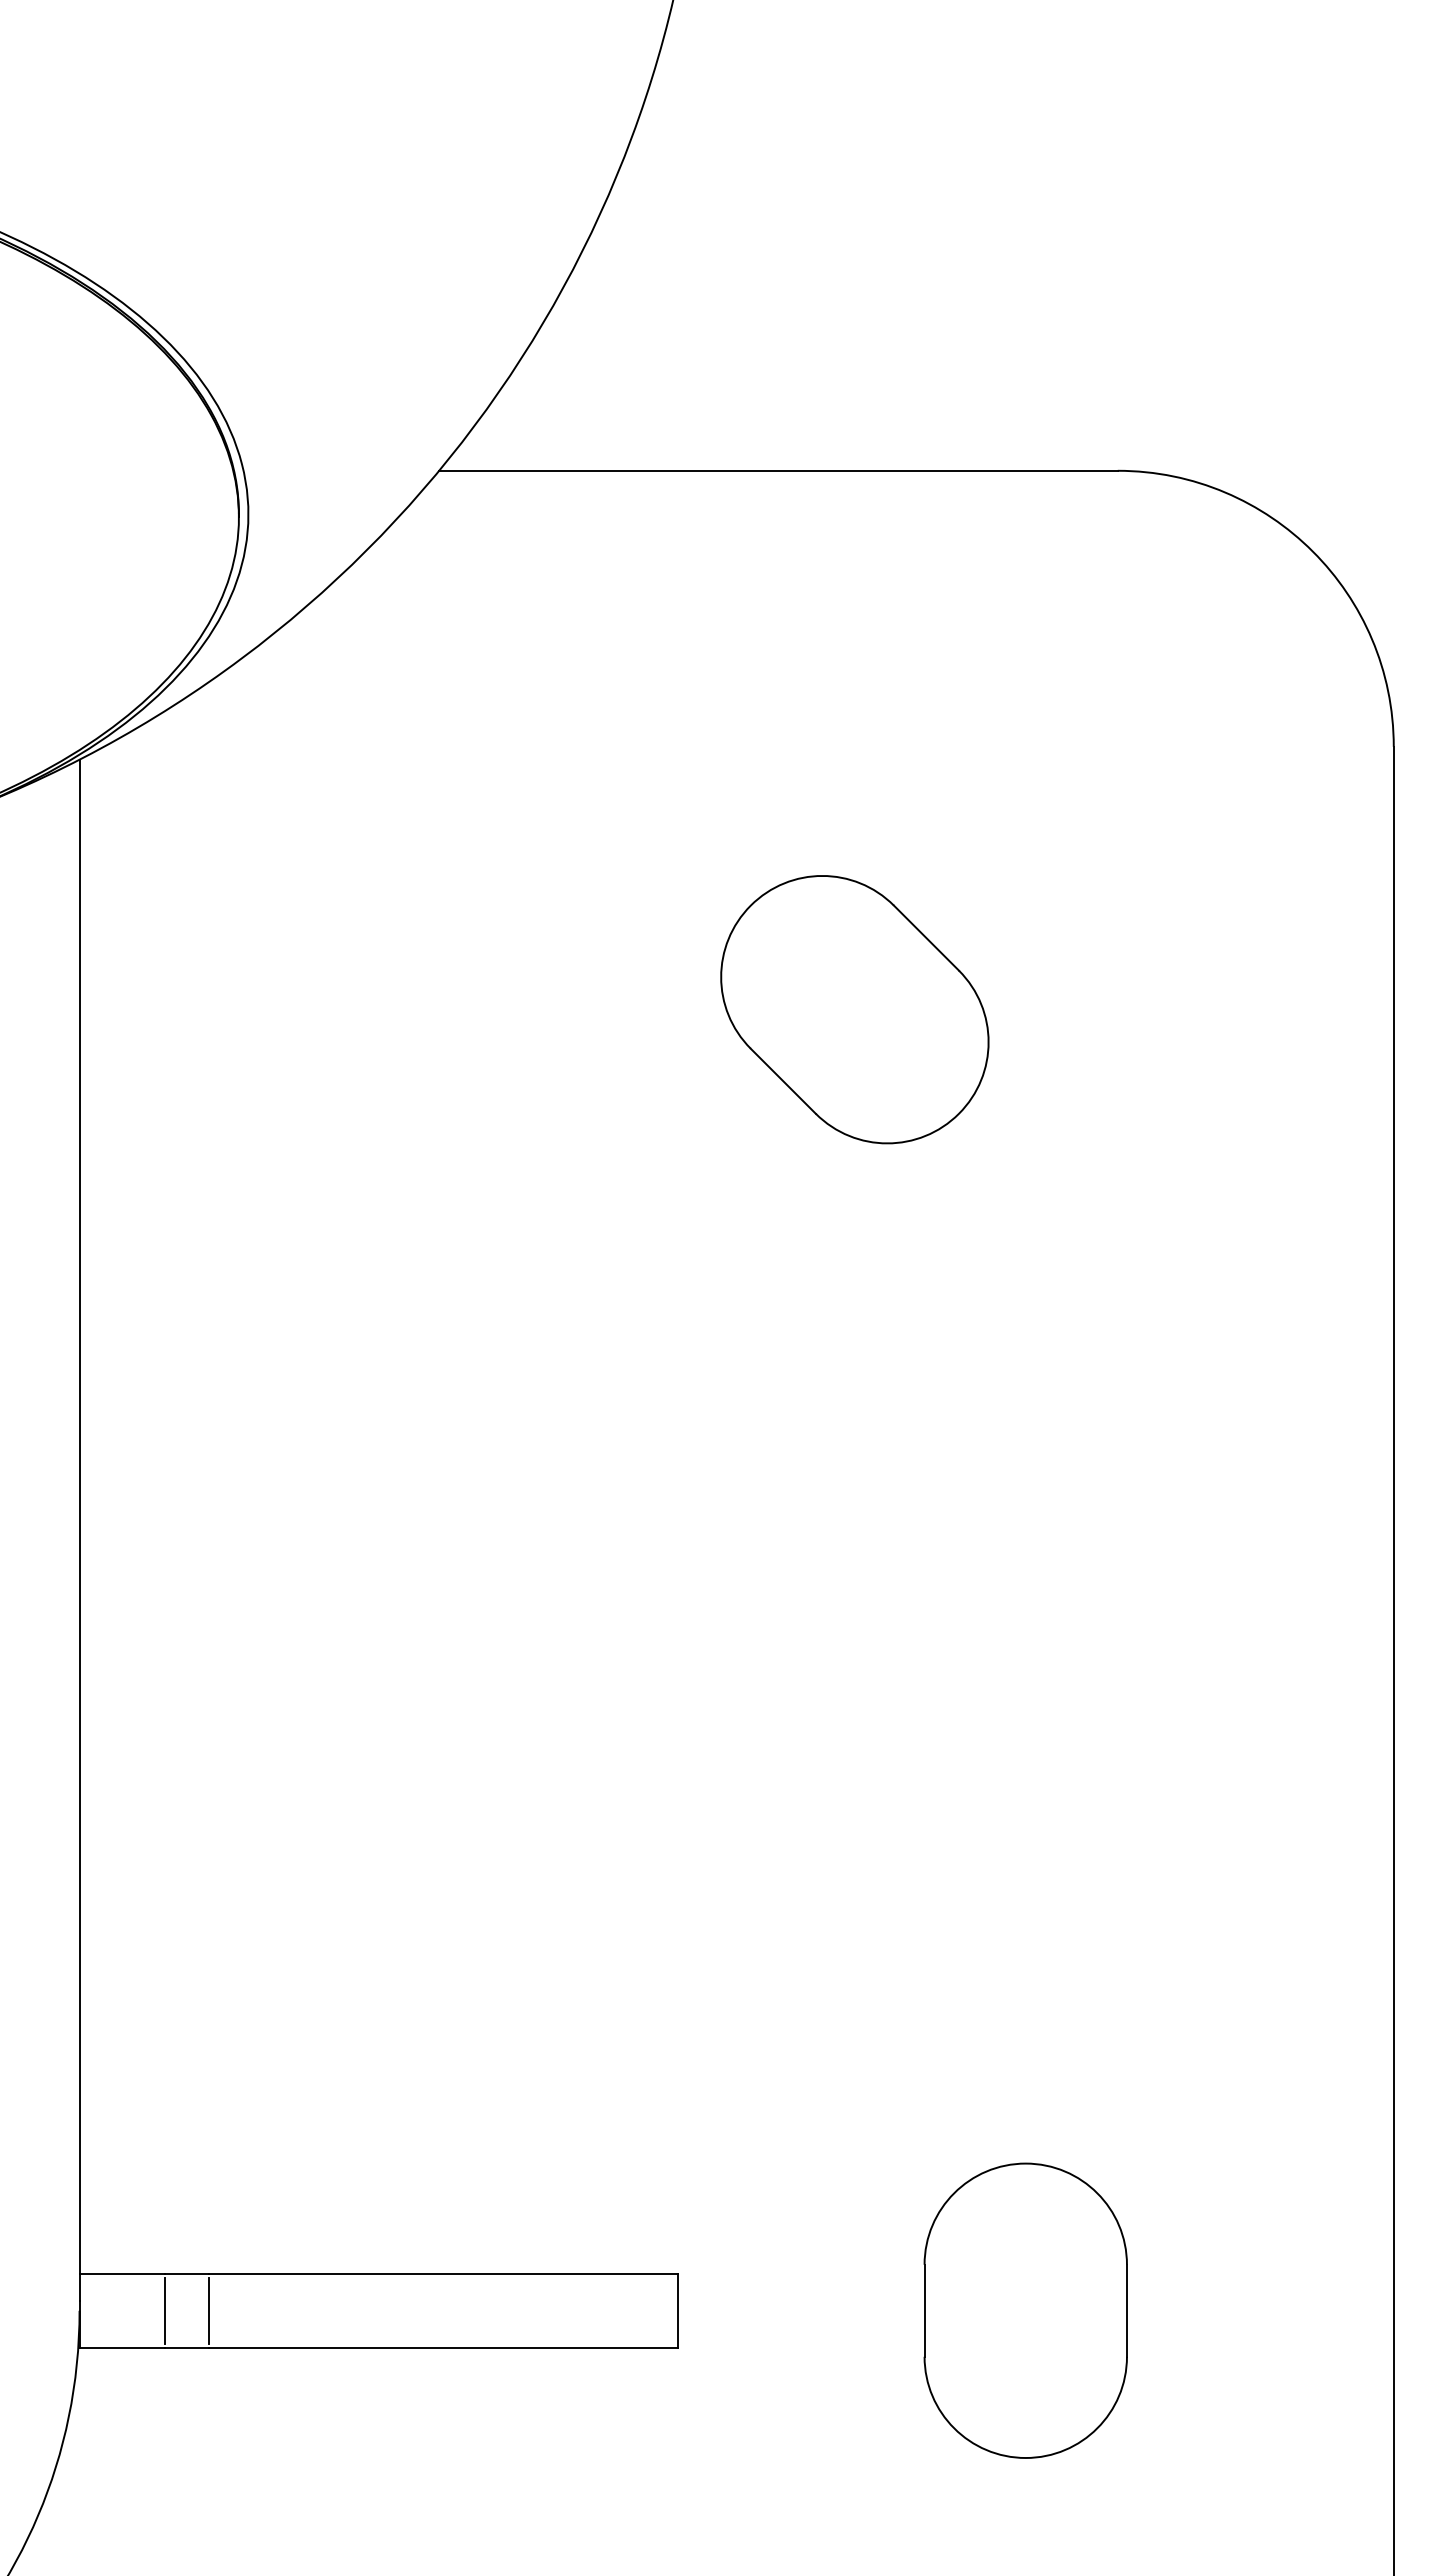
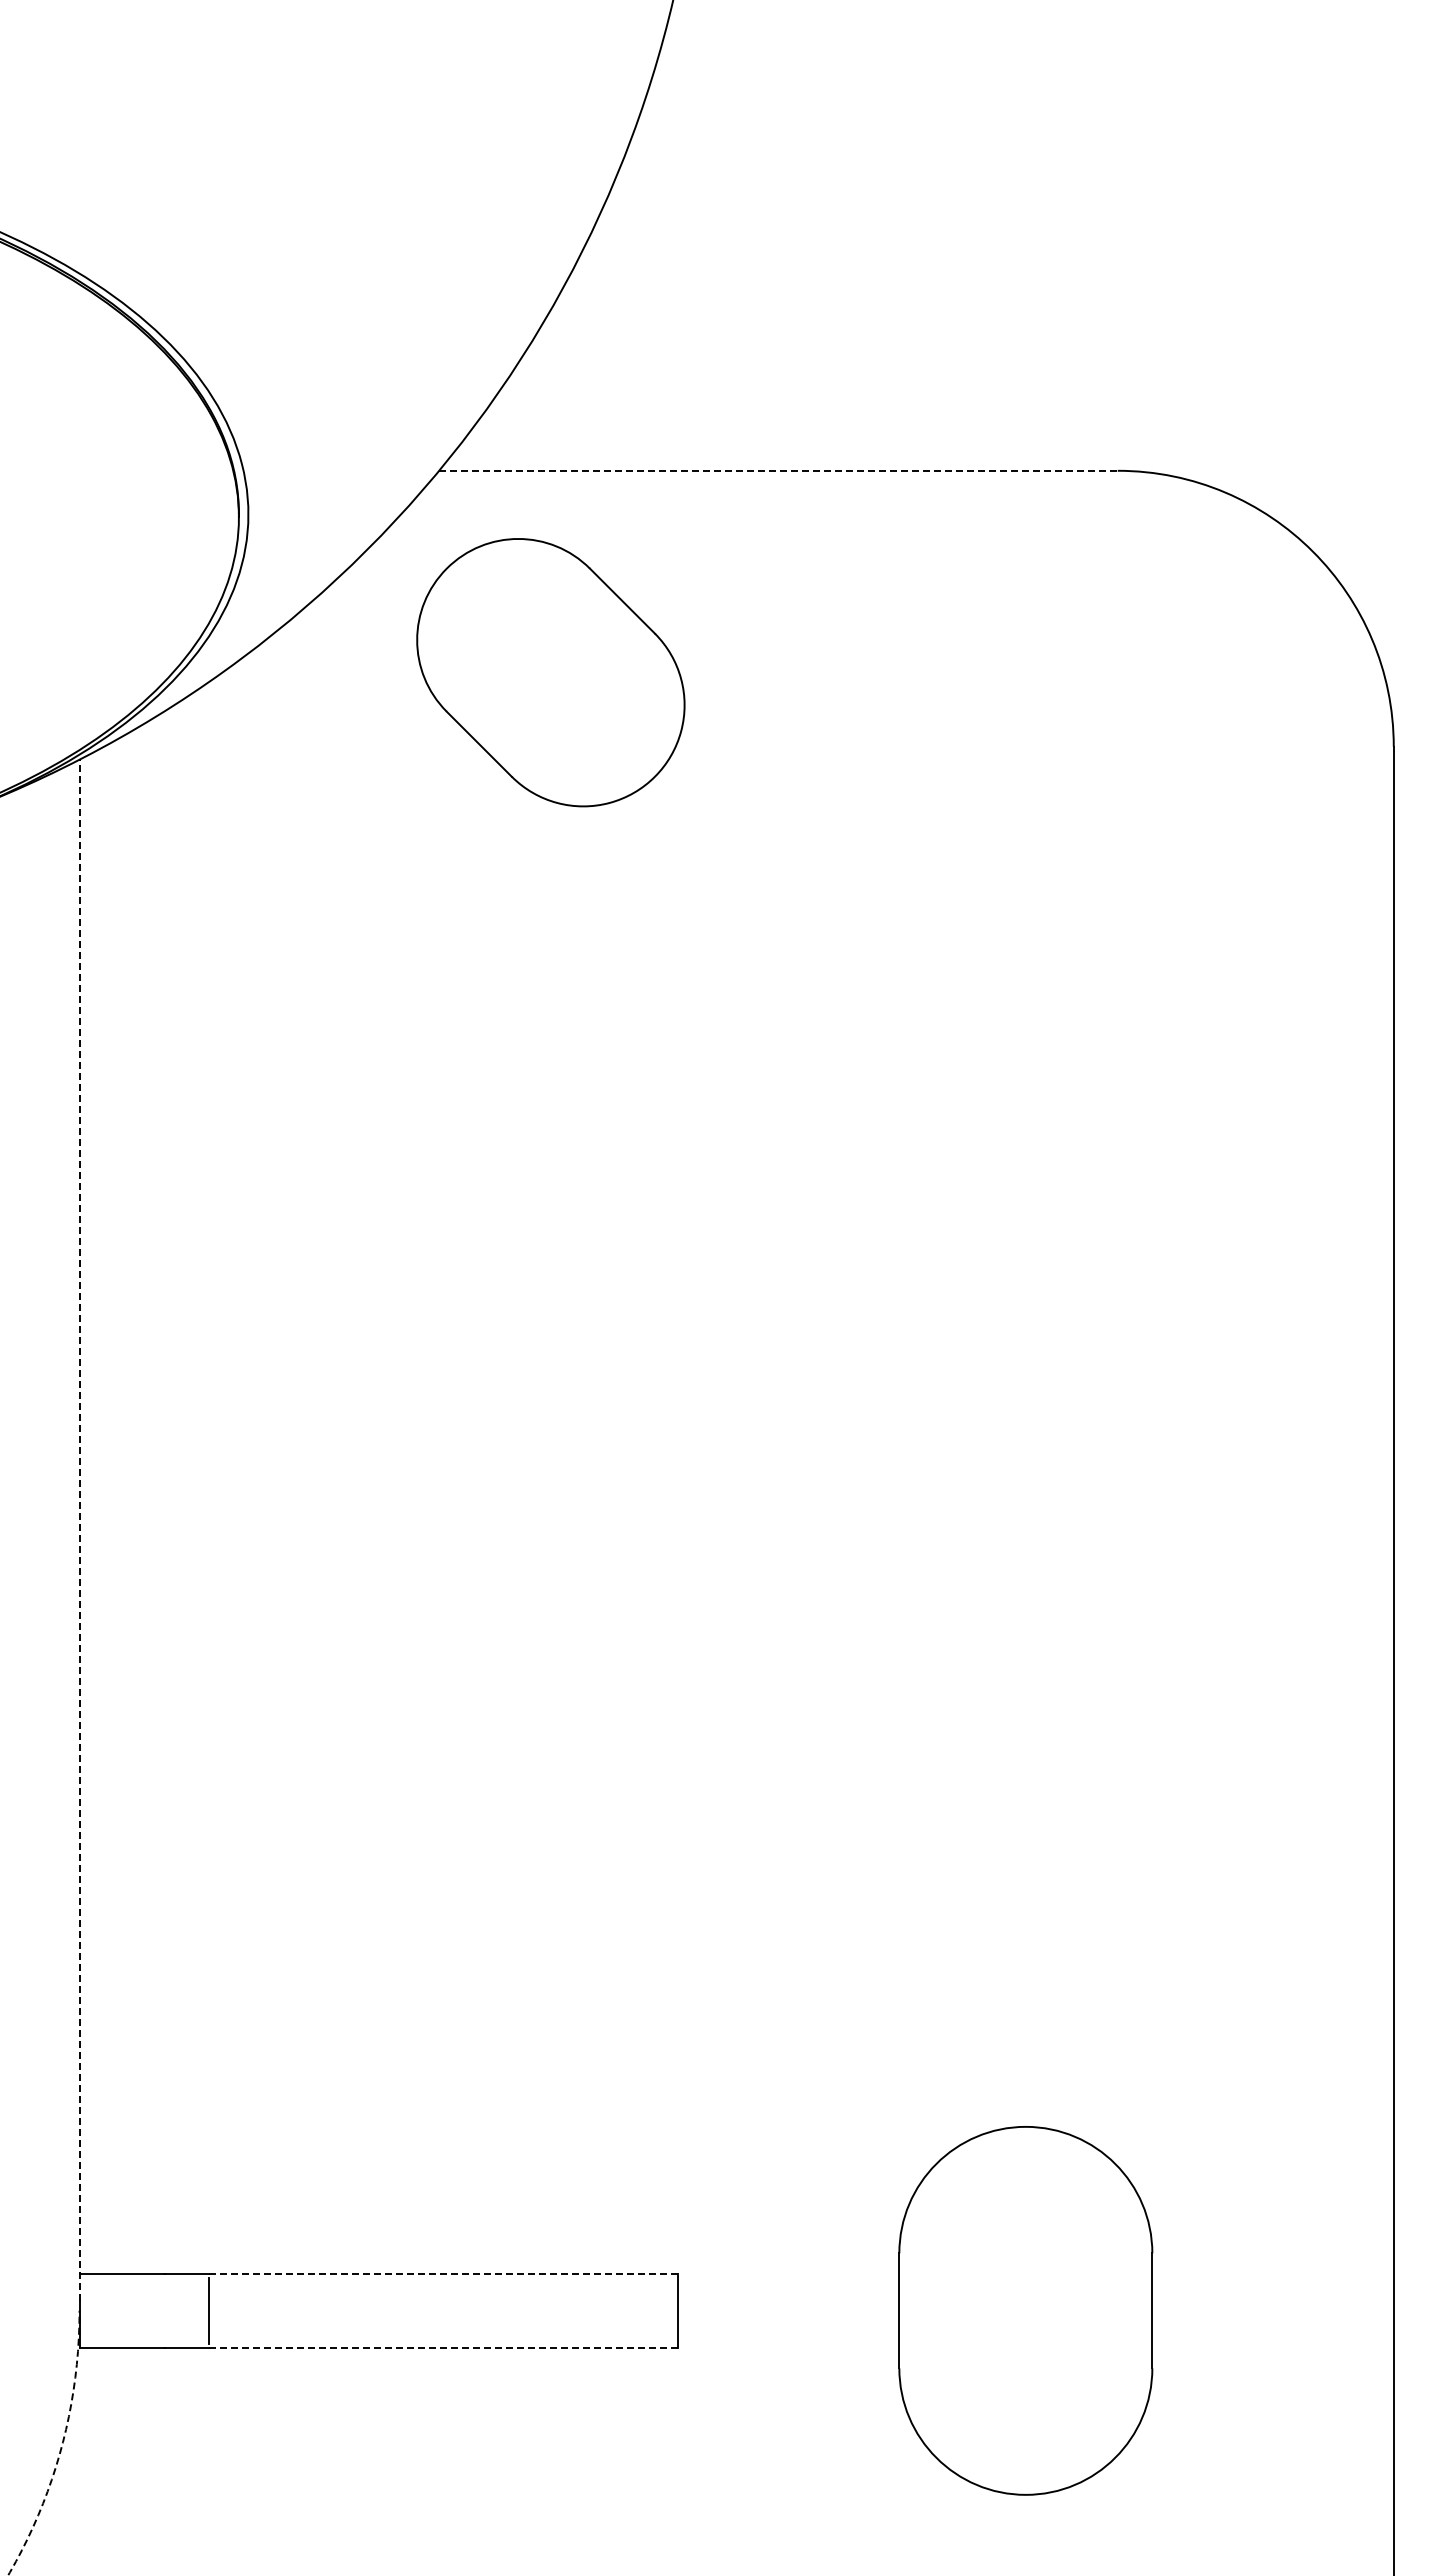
line: solid -> dashed (778, 470)
part position: (854, 1009) -> (550, 672) (550, 672)
line: solid -> dashed (79, 1530)
line: solid -> dashed (443, 2273)
line: present -> none (165, 2310)
part size: 205x297 px -> 256x370 px (1025, 2310)
line: solid -> dashed (443, 2347)
arc: solid -> dashed (62, 2443)
